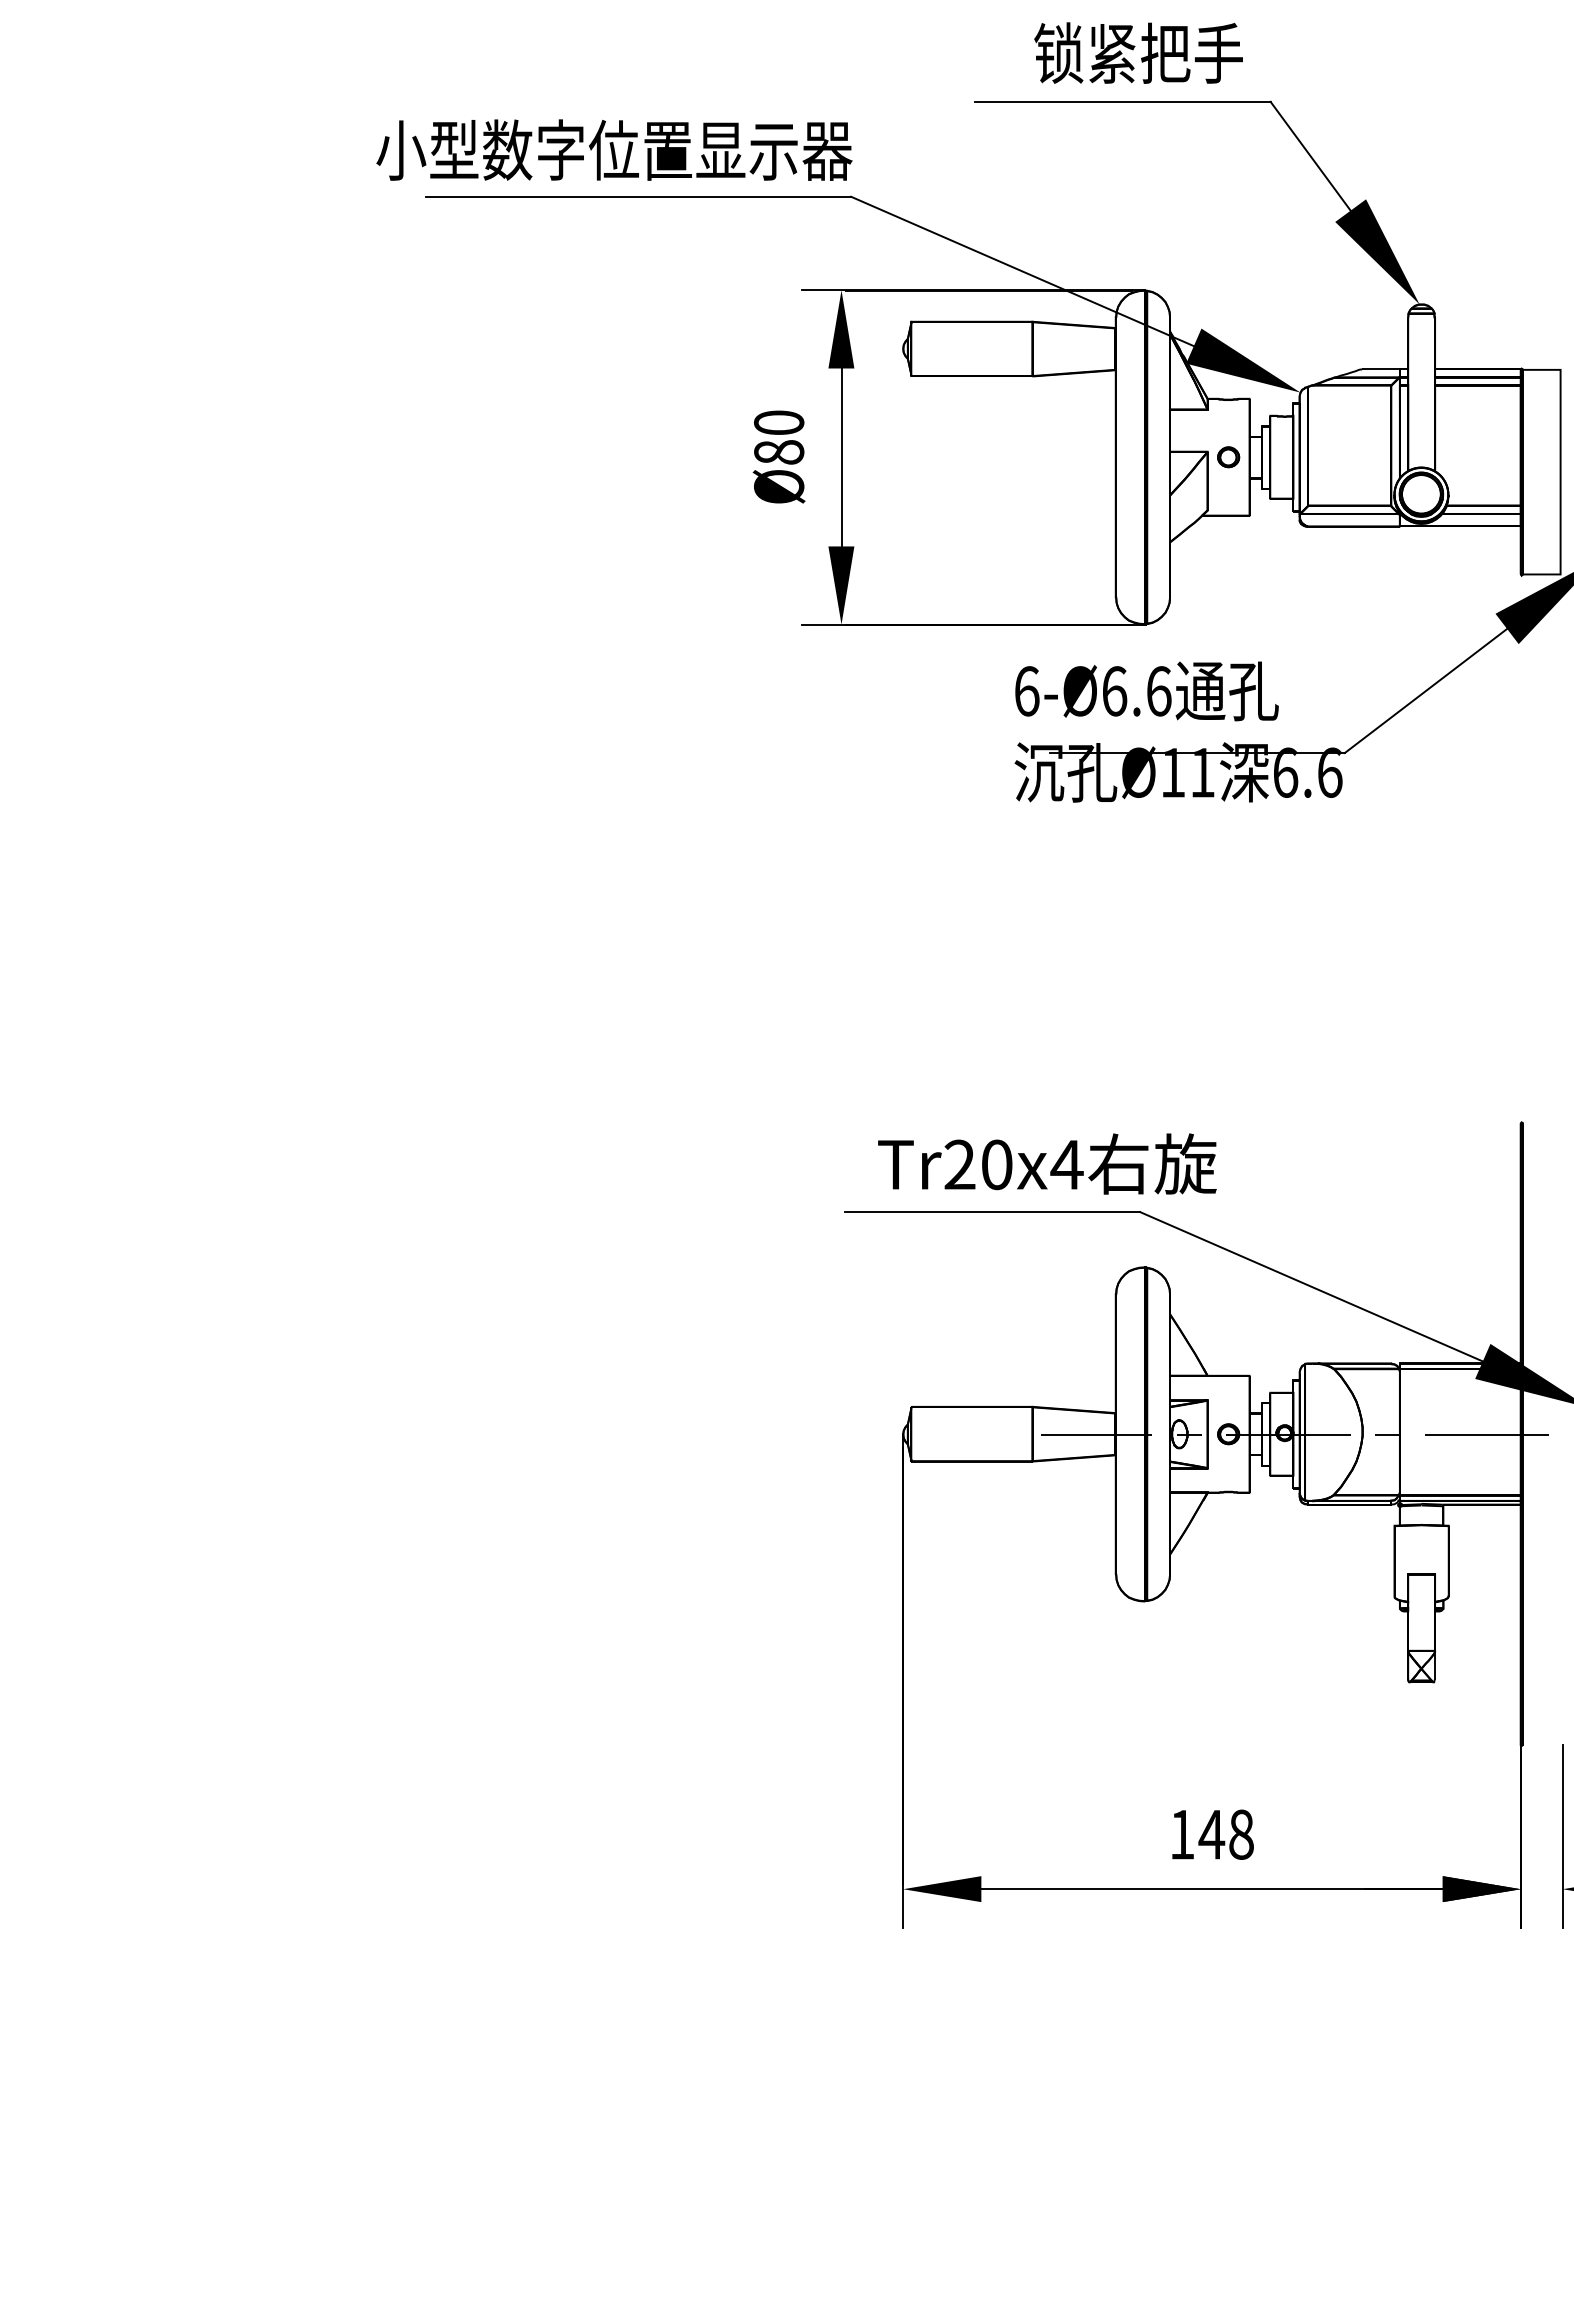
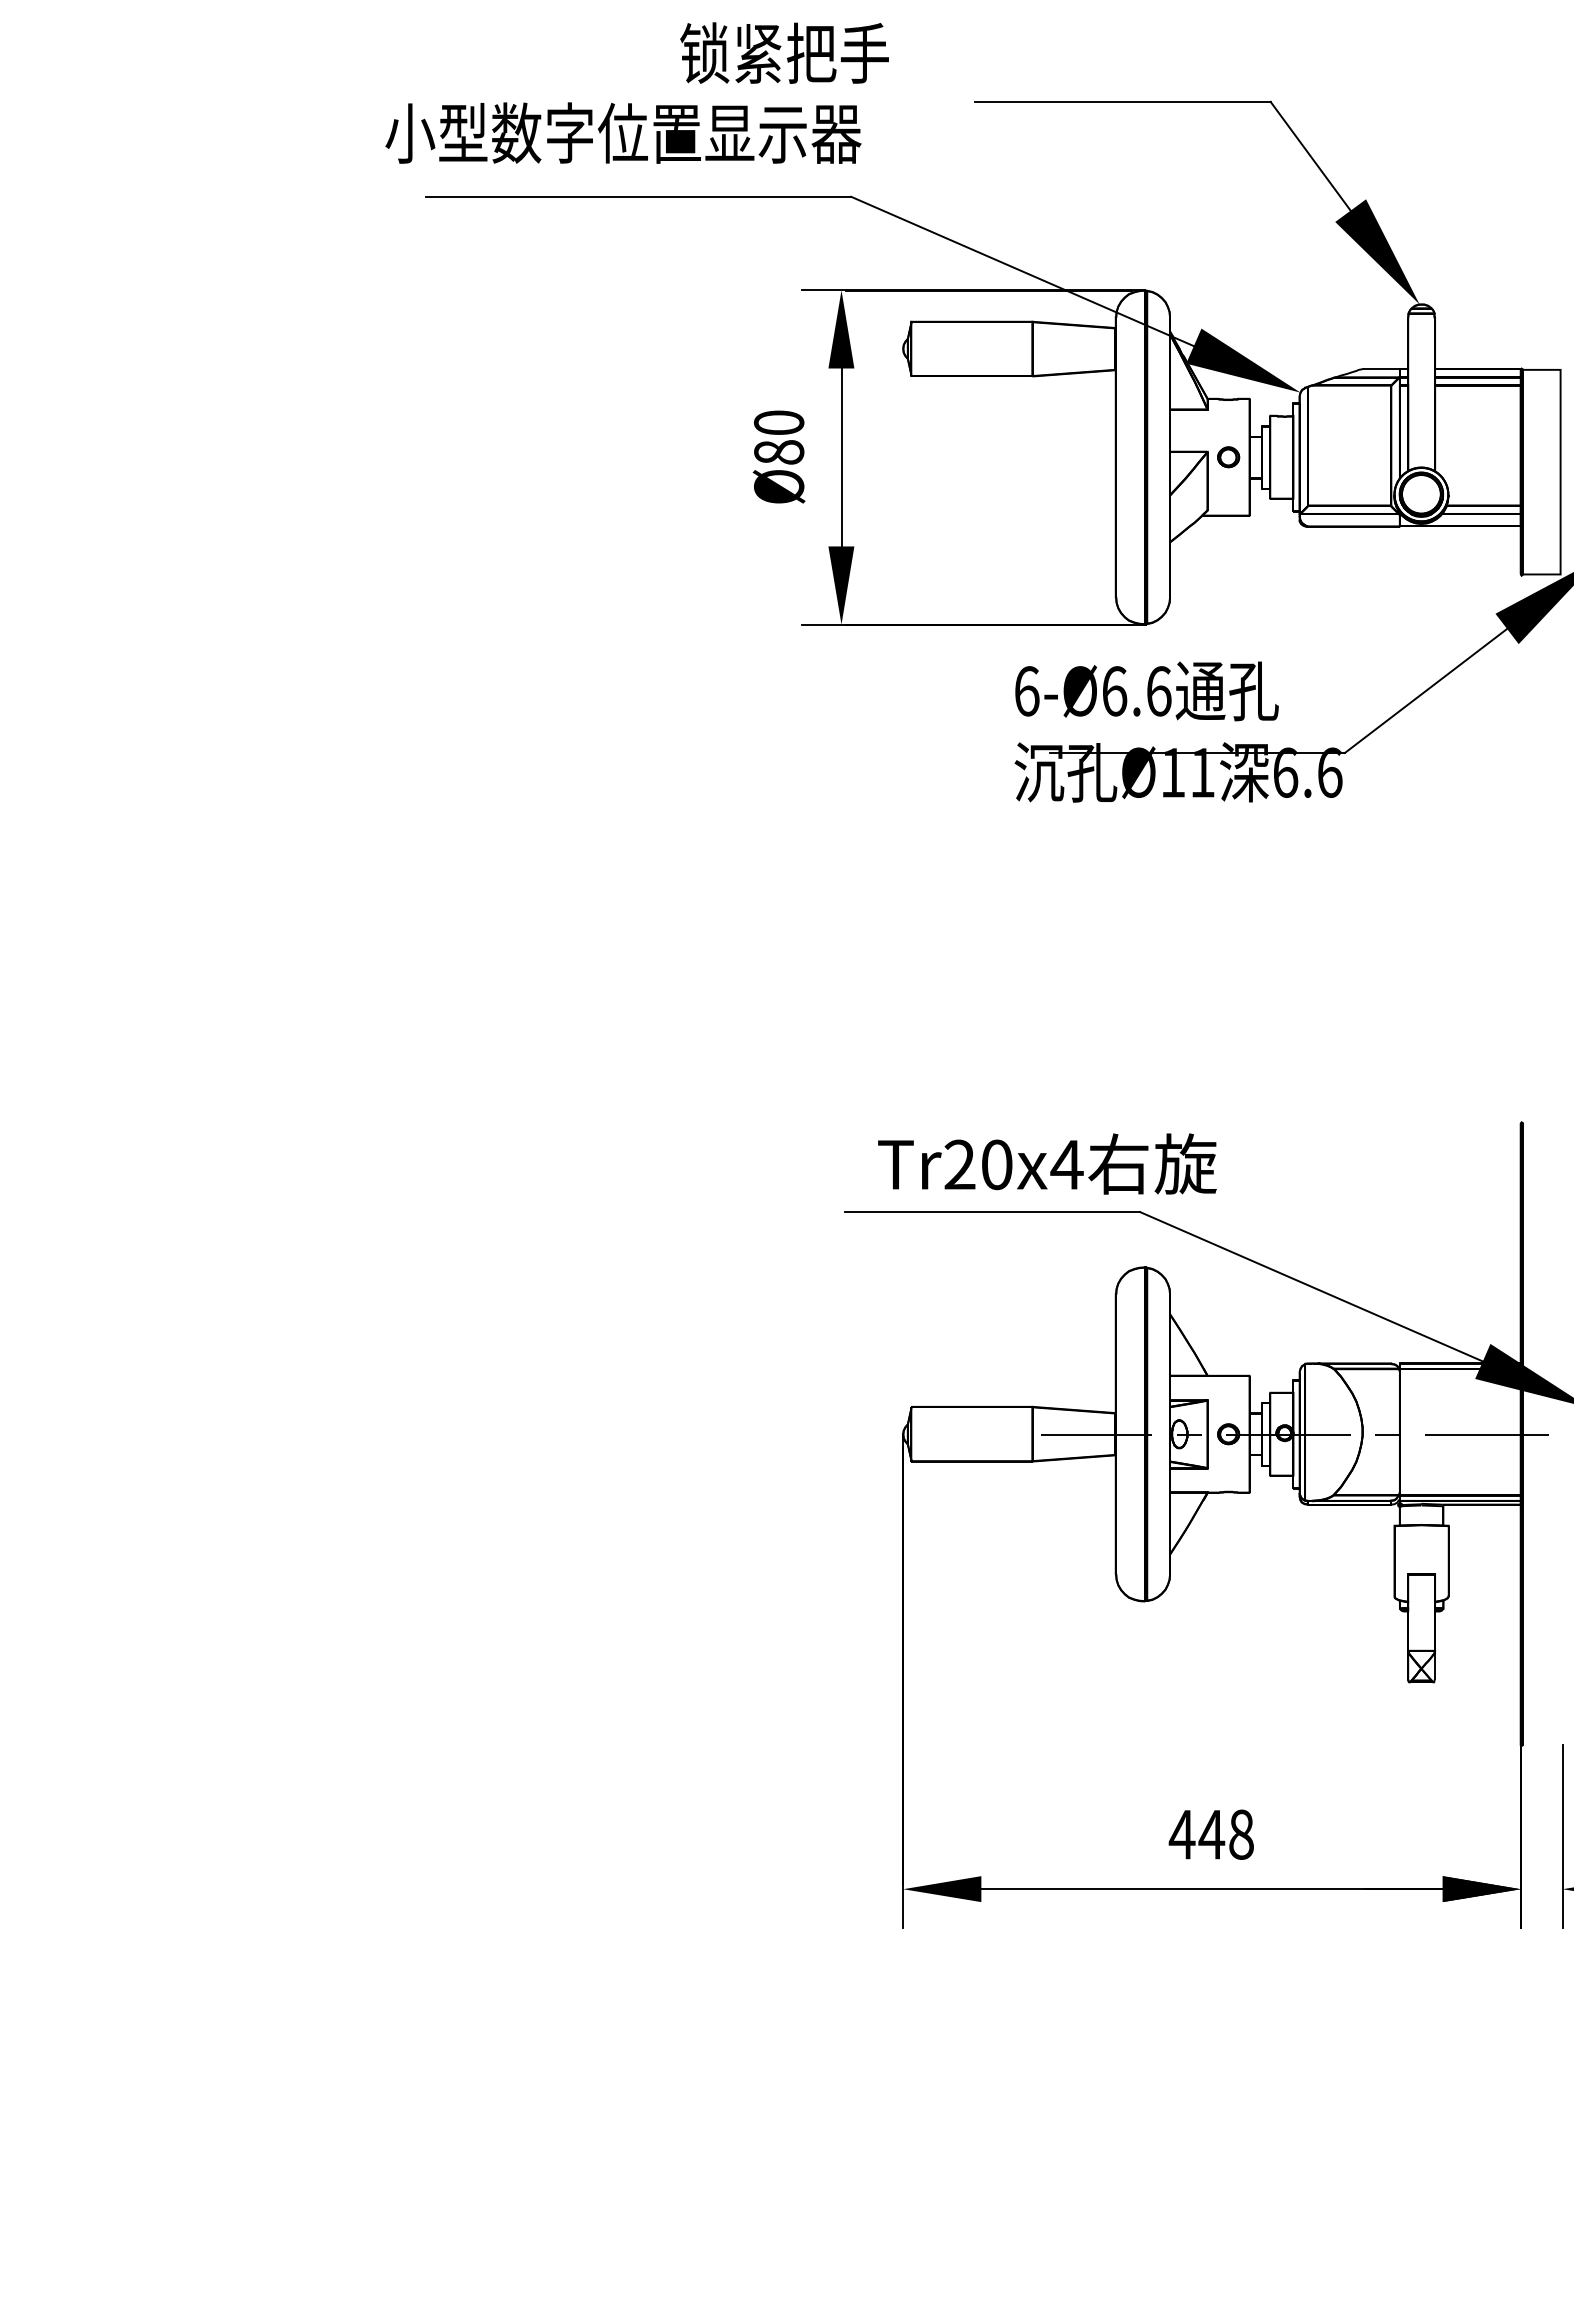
text position: (1138, 52) -> (784, 52) (784, 52)
text position: (614, 149) -> (623, 132) (623, 132)
text: 148 -> 448 (1181, 1834)
